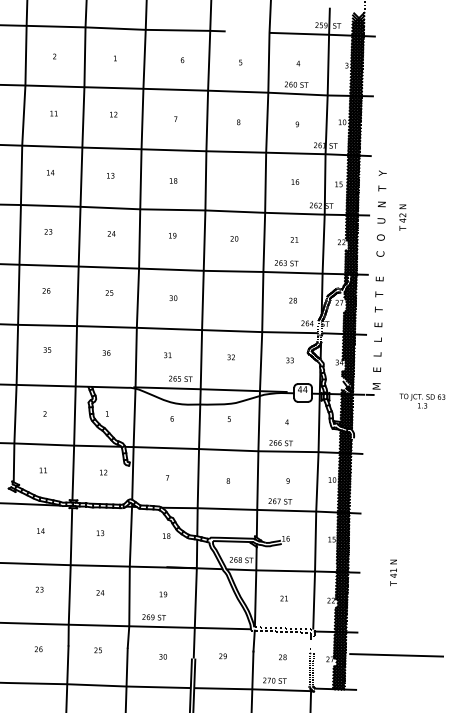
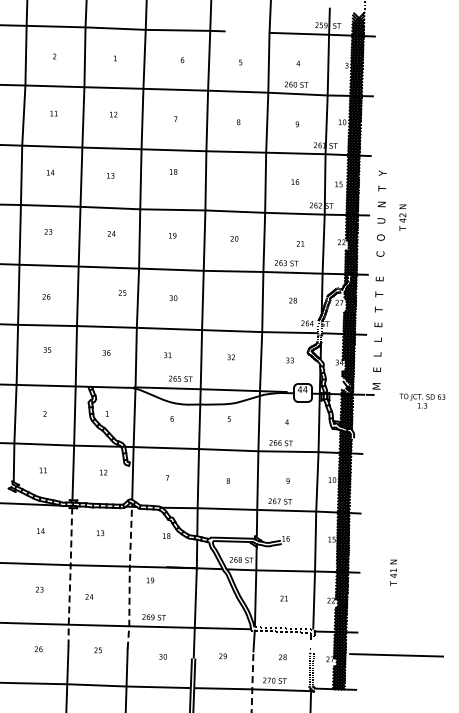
text position: (173, 180) -> (173, 171) (173, 171)
text position: (294, 239) -> (300, 243) (300, 243)
text position: (46, 290) -> (46, 296) (46, 296)
text position: (109, 292) -> (122, 292) (122, 292)
line: solid -> dashed (129, 576)
line: solid -> dashed (70, 577)
text position: (100, 592) -> (89, 596) (89, 596)
text position: (163, 594) -> (150, 580) (150, 580)
line: solid -> dashed (252, 681)
